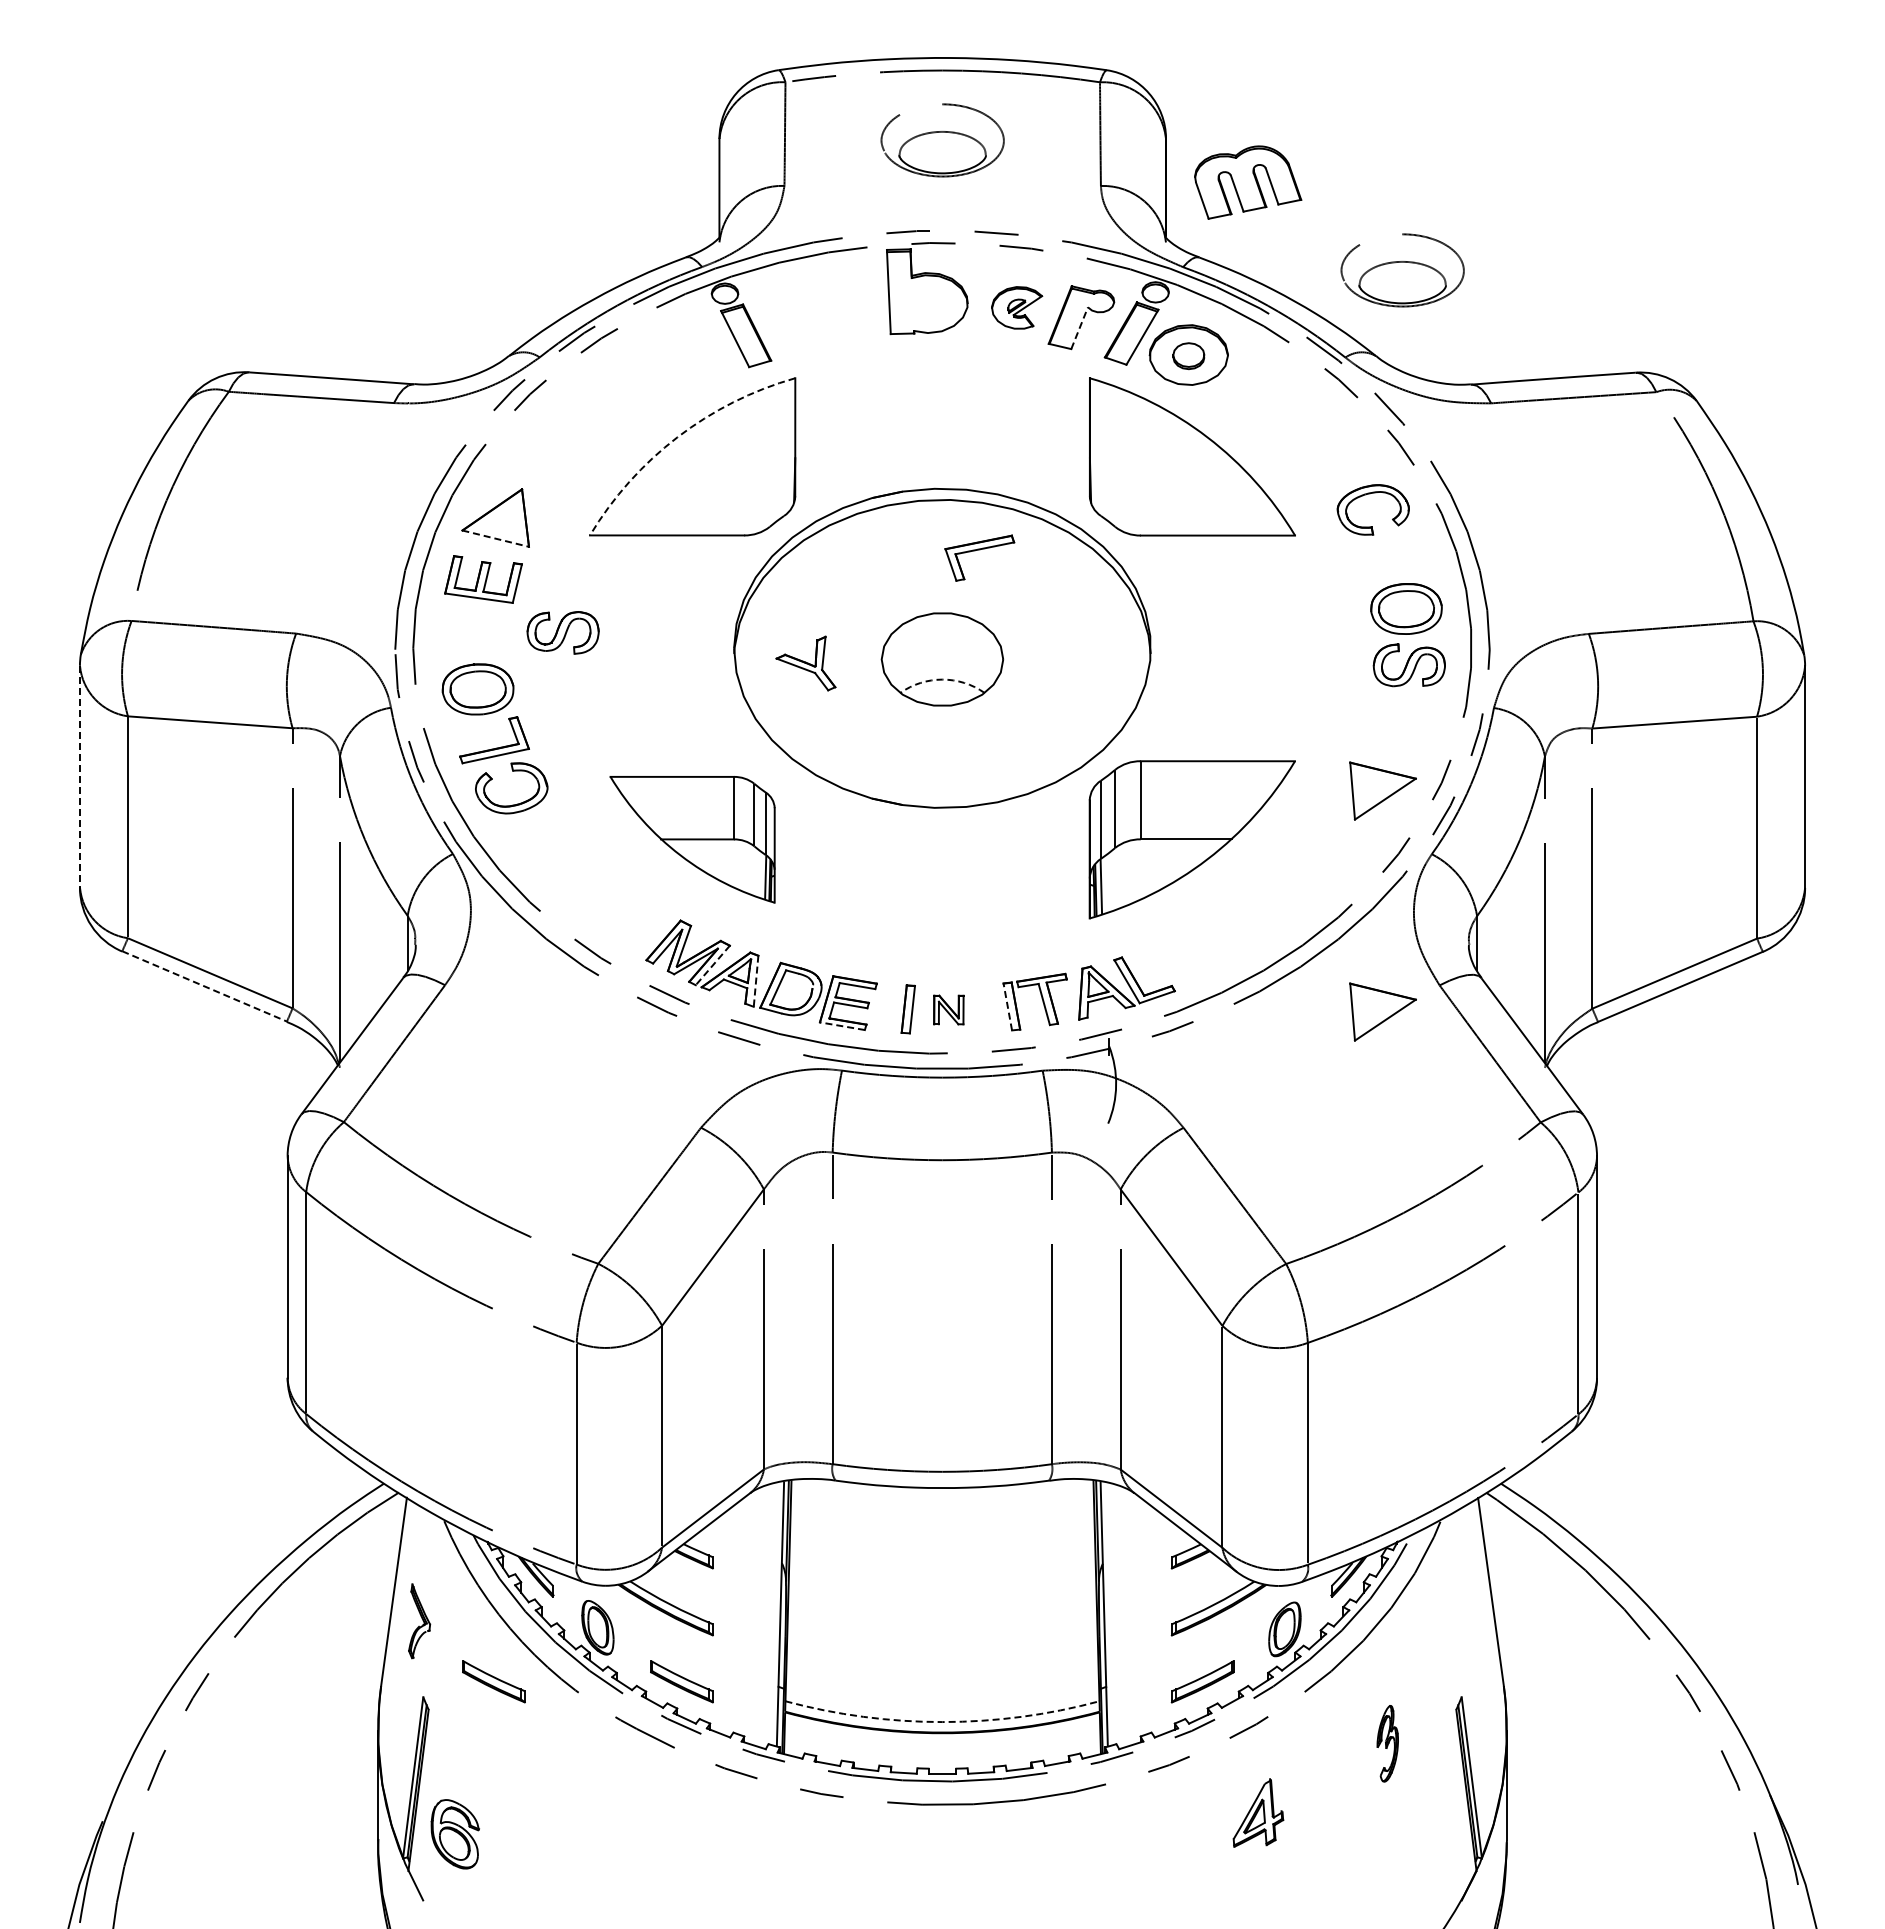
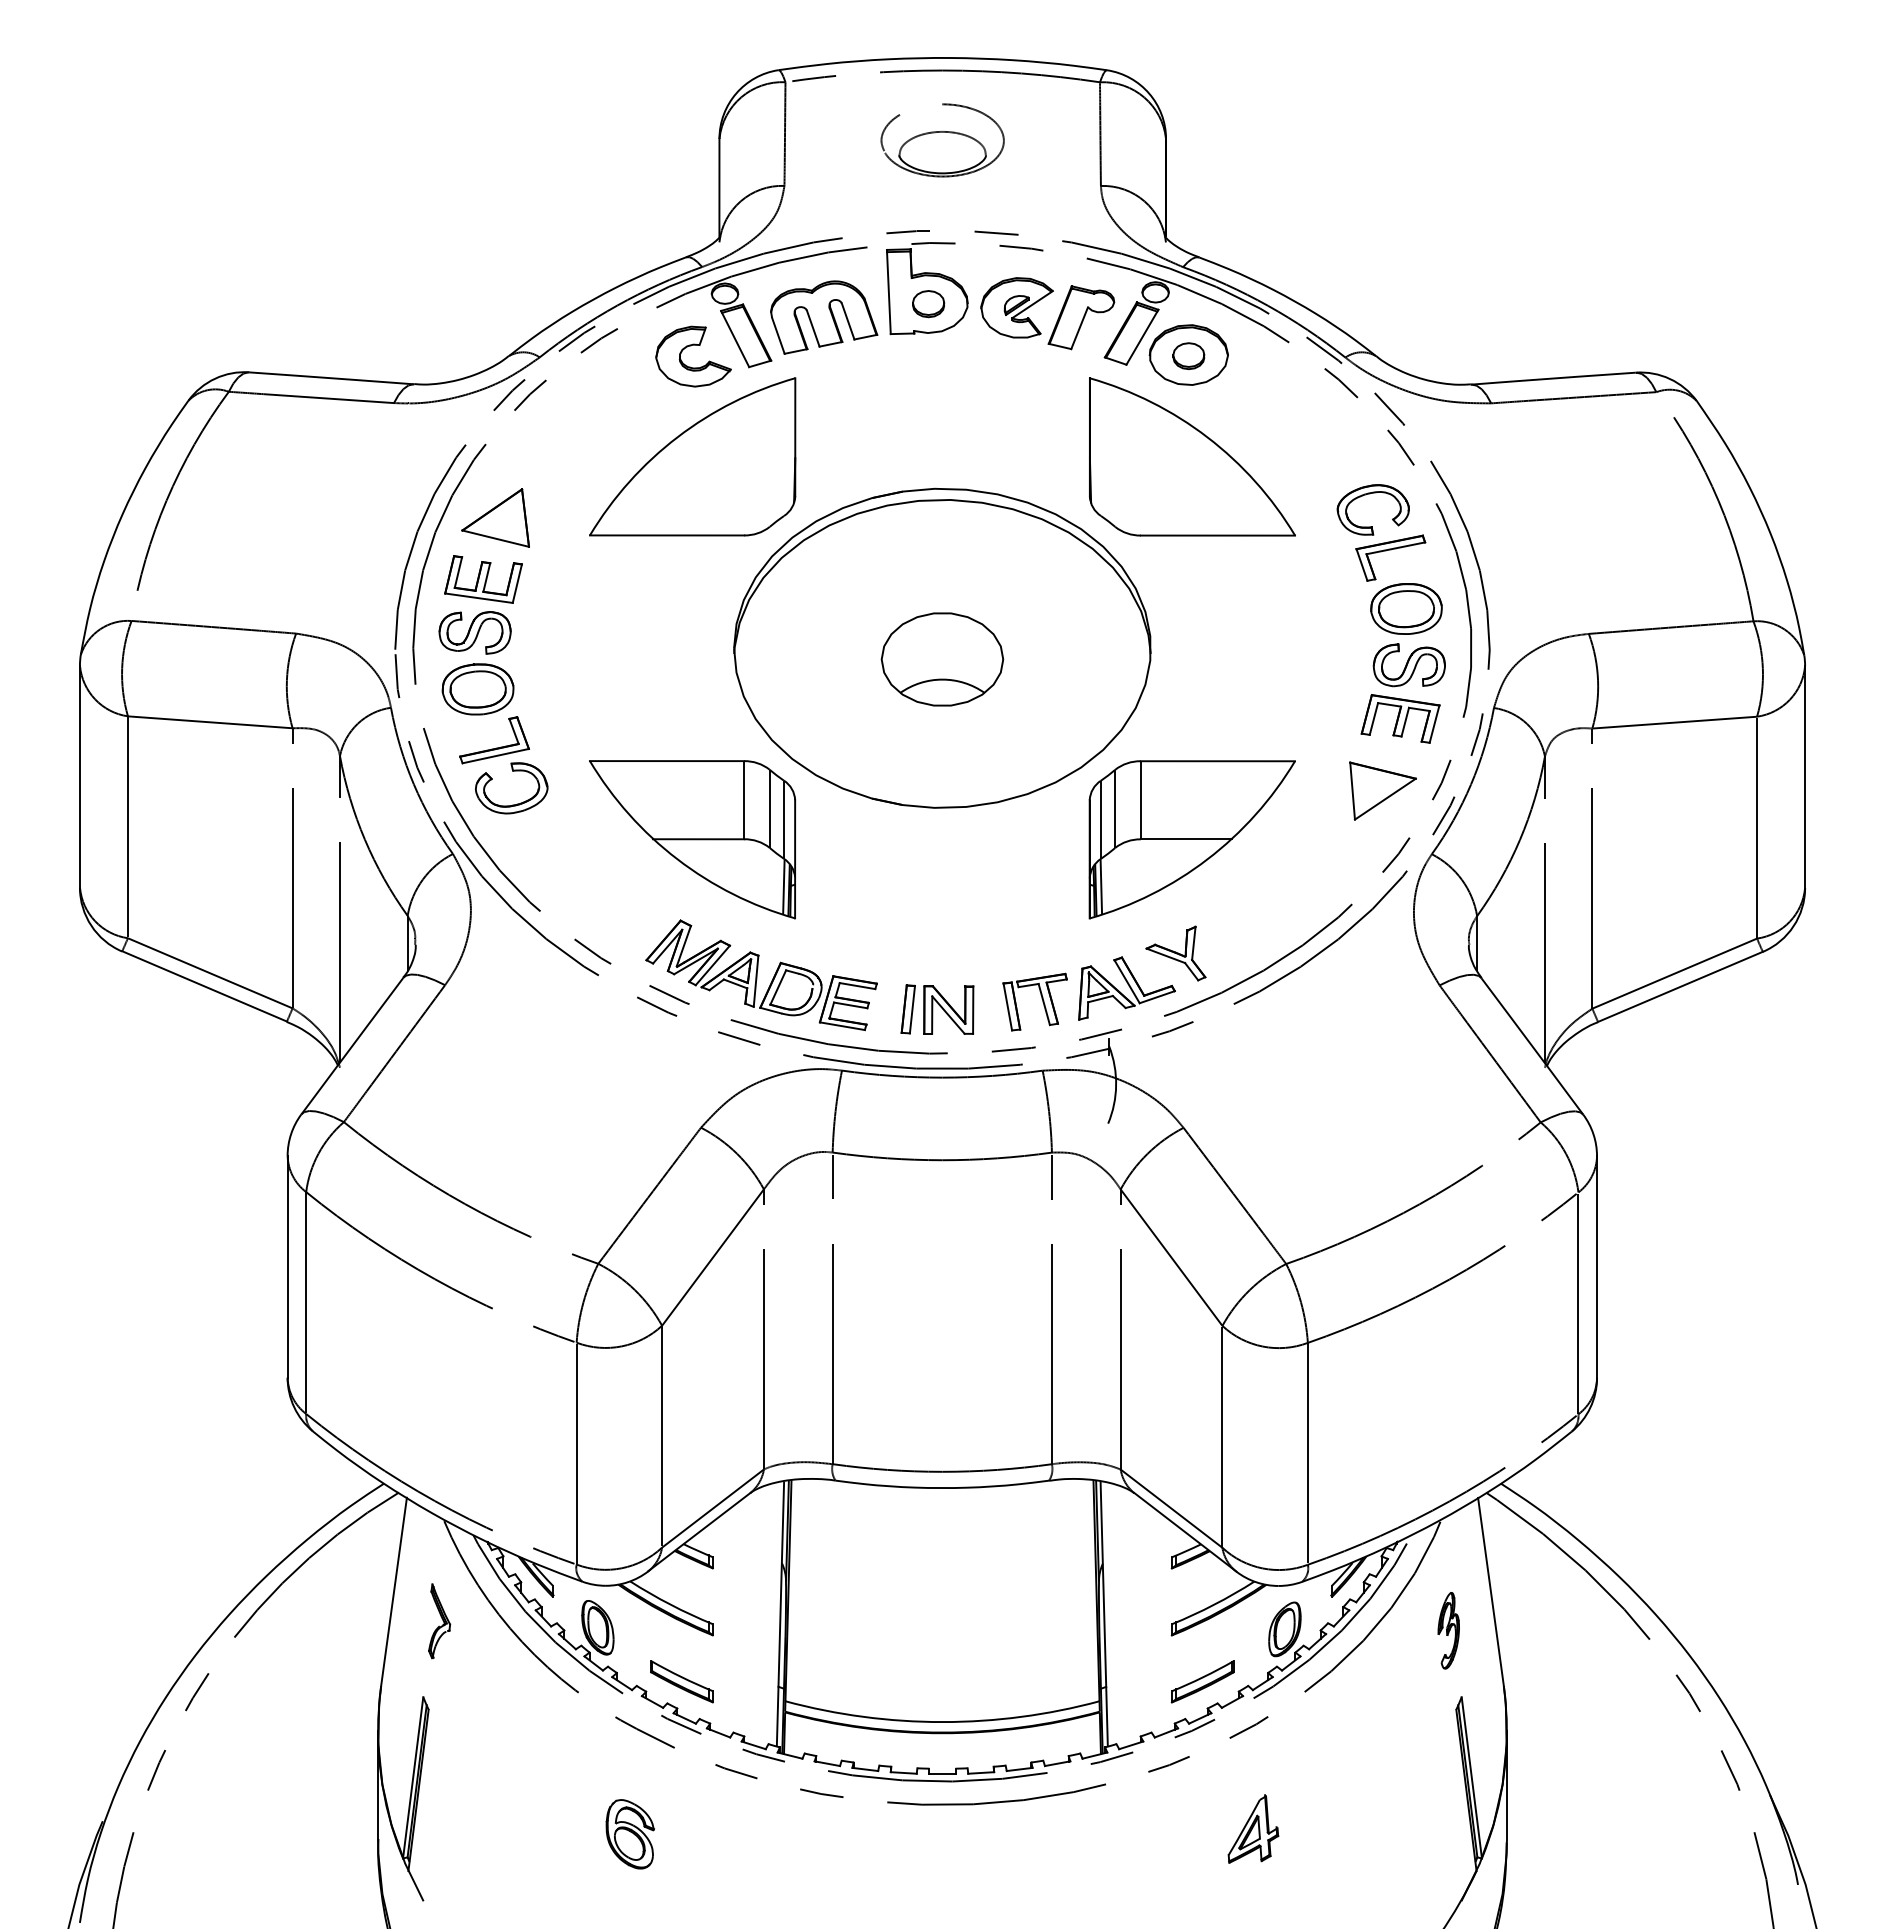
part position: (1248, 182) -> (824, 317) (824, 317)
part: present -> none (1402, 270)
part: none -> present (928, 304)
part size: 53x44 px -> 74x62 px (1016, 307)
line: dashed -> solid (1079, 327)
part: none -> present (691, 346)
arc: dashed -> solid (677, 437)
line: dashed -> solid (496, 538)
part position: (979, 550) -> (1390, 550) (1390, 550)
part position: (562, 632) -> (474, 632) (474, 632)
part position: (805, 663) -> (1175, 953) (1175, 953)
arc: dashed -> solid (942, 679)
part: none -> present (1400, 718)
line: dashed -> solid (79, 776)
part size: 167x128 px -> 208x160 px (692, 839)
line: dashed -> solid (712, 965)
line: dashed -> solid (756, 981)
line: dashed -> solid (204, 986)
line: dashed -> solid (1007, 1006)
part size: 32x32 px -> 52x50 px (948, 1009)
part: present -> none (1382, 1011)
line: dashed -> solid (842, 1026)
part position: (419, 1621) -> (439, 1621) (439, 1621)
part: present -> none (493, 1681)
arc: dashed -> solid (942, 1722)
part position: (1387, 1743) -> (1448, 1630) (1448, 1630)
part position: (1258, 1812) -> (1253, 1828) (1253, 1828)
part position: (454, 1834) -> (629, 1834) (629, 1834)
